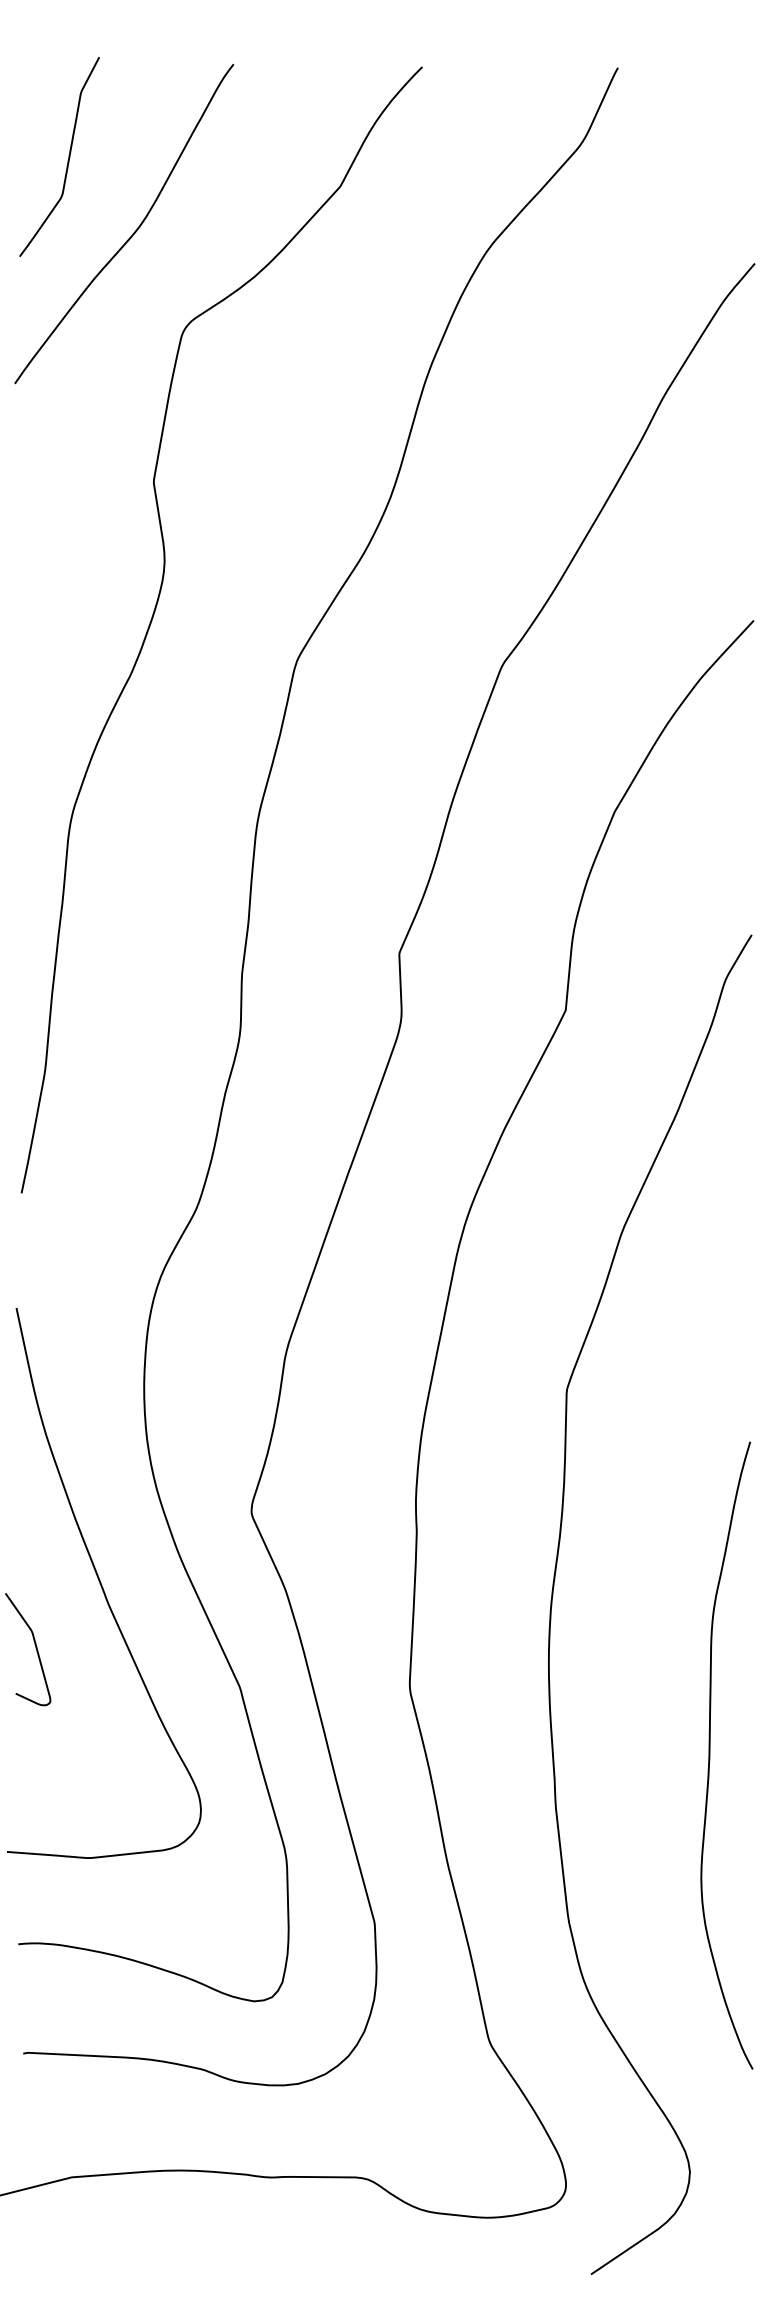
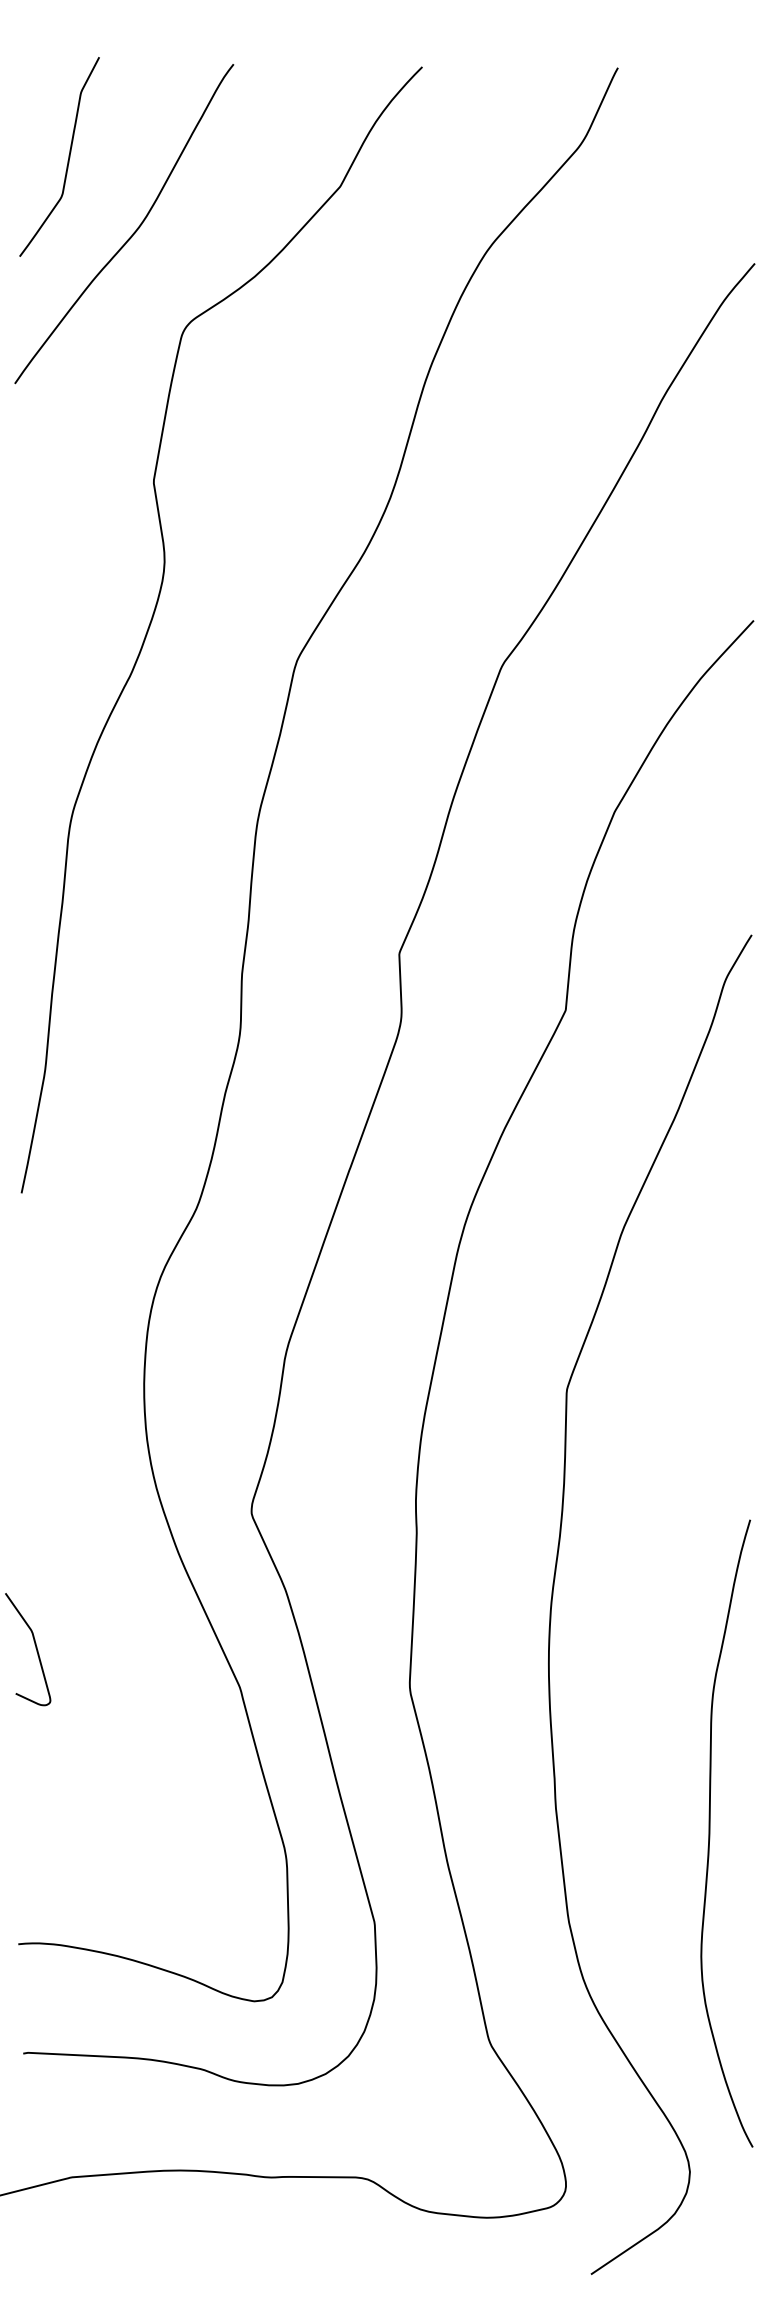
curve: present -> none (102, 1585)
curve position: (710, 1755) -> (710, 1833) (710, 1833)
